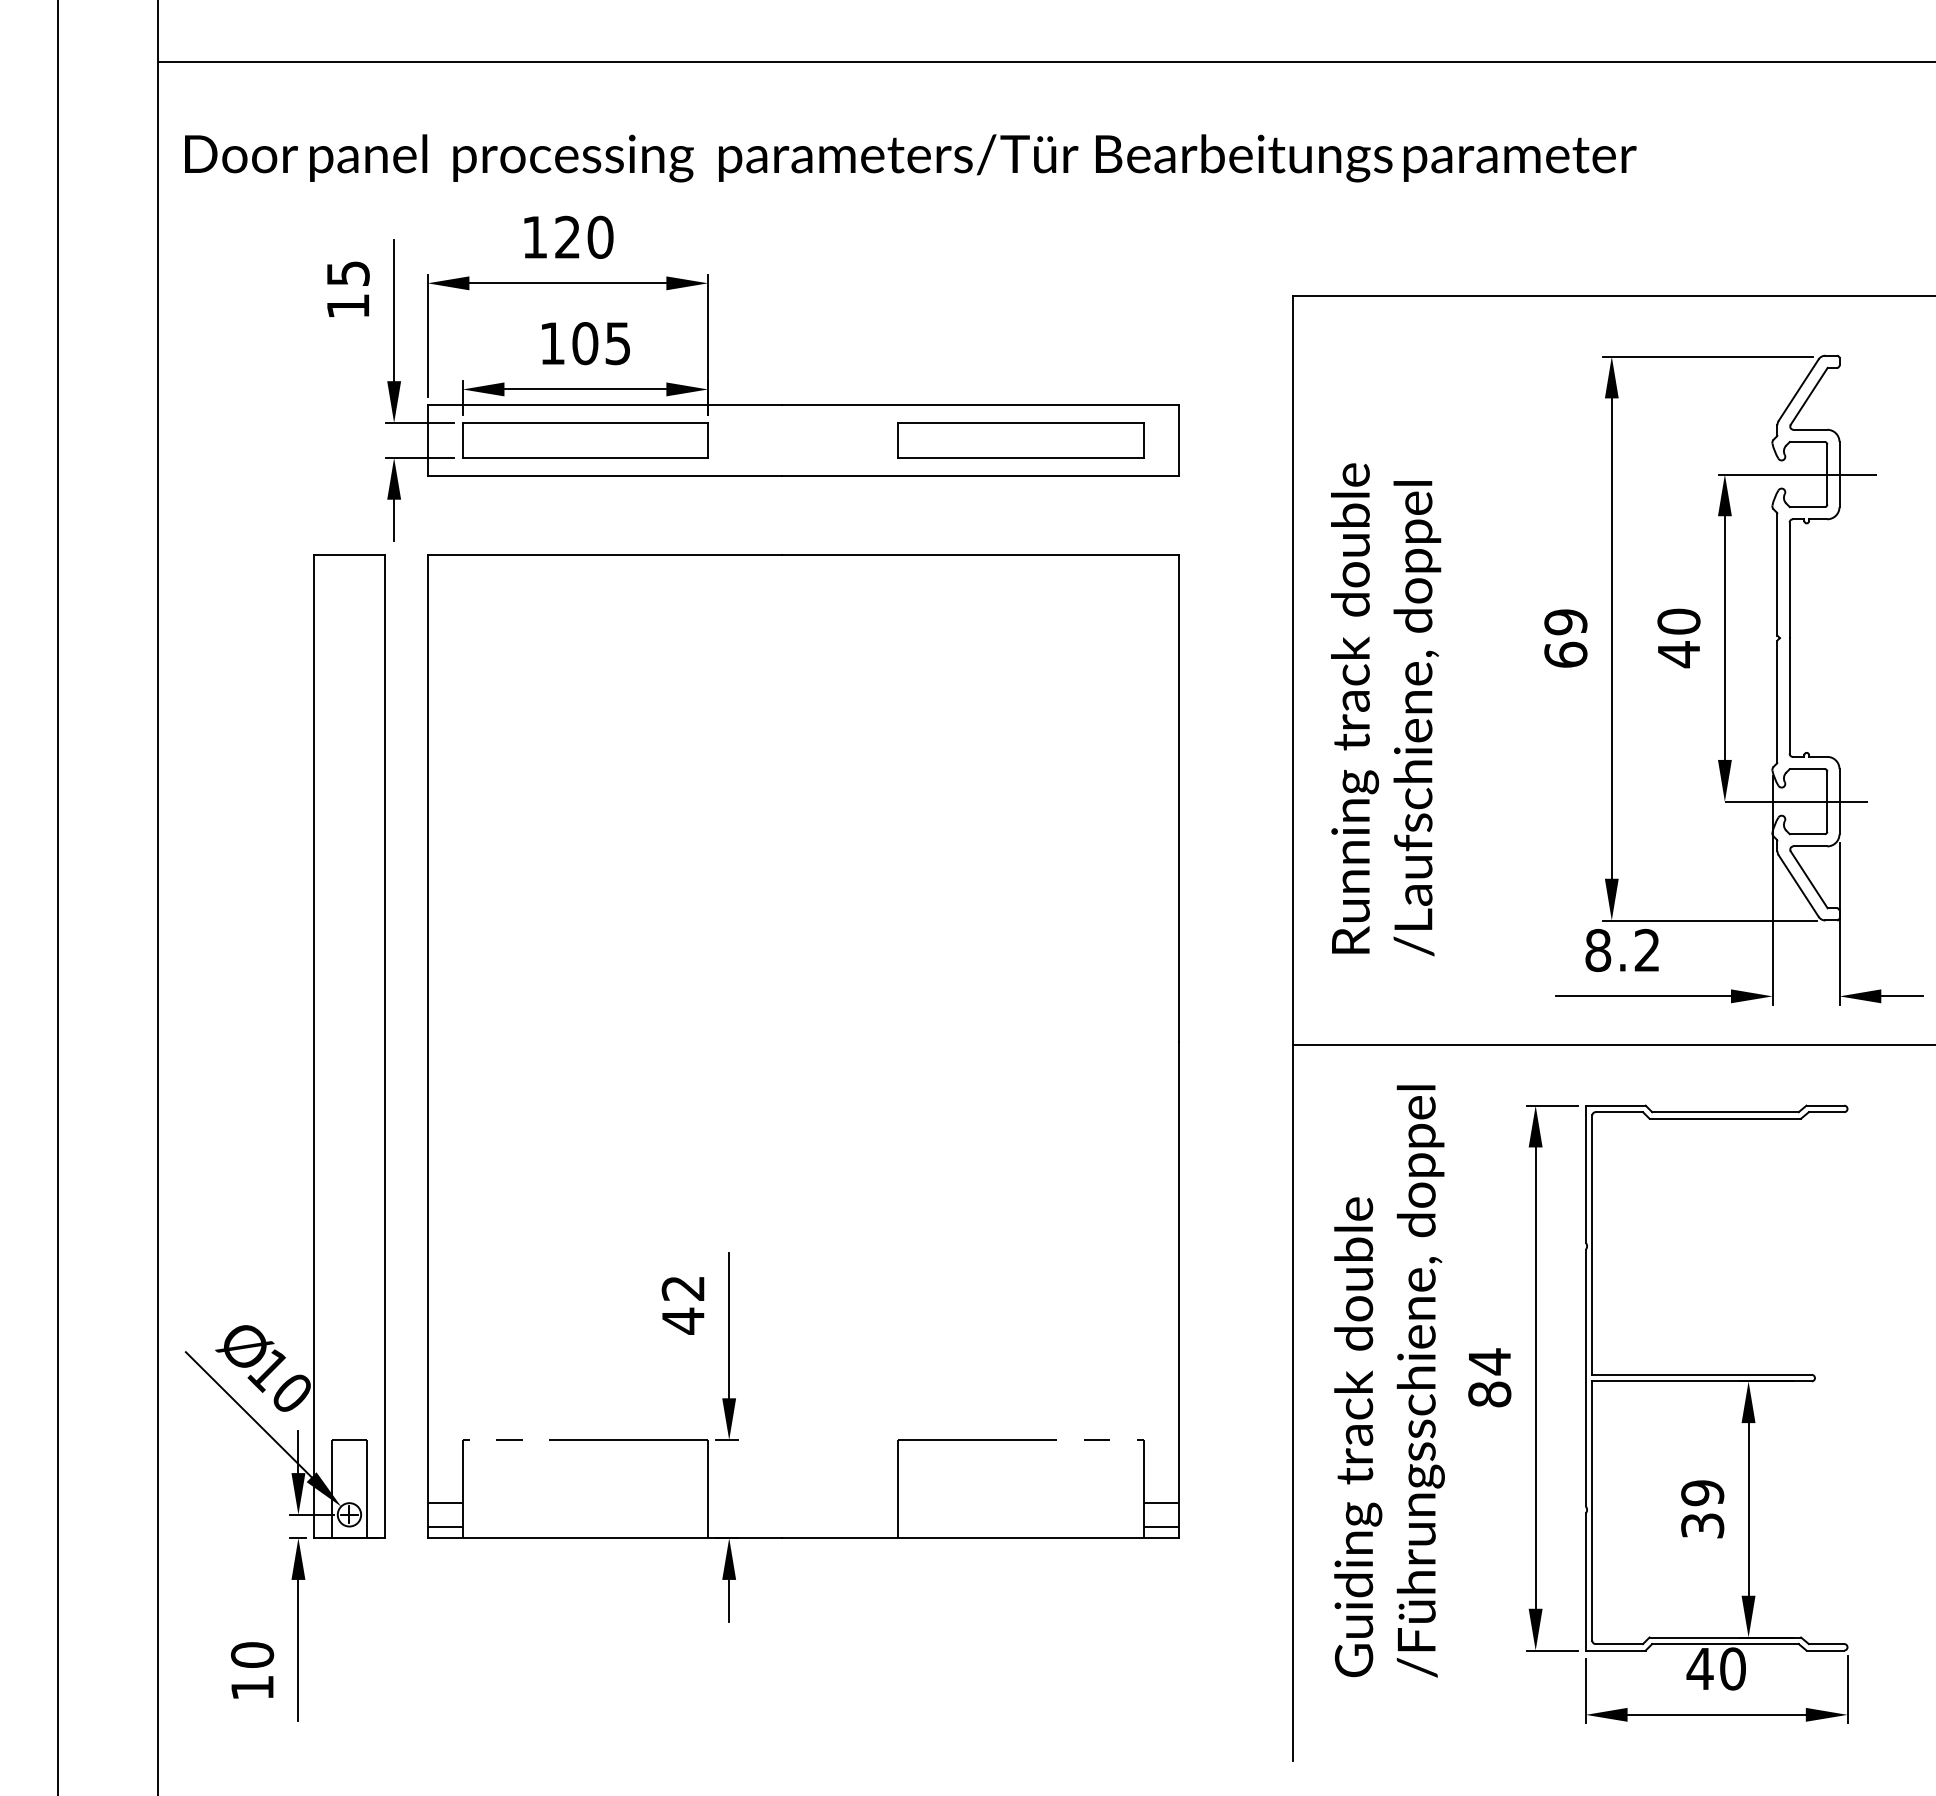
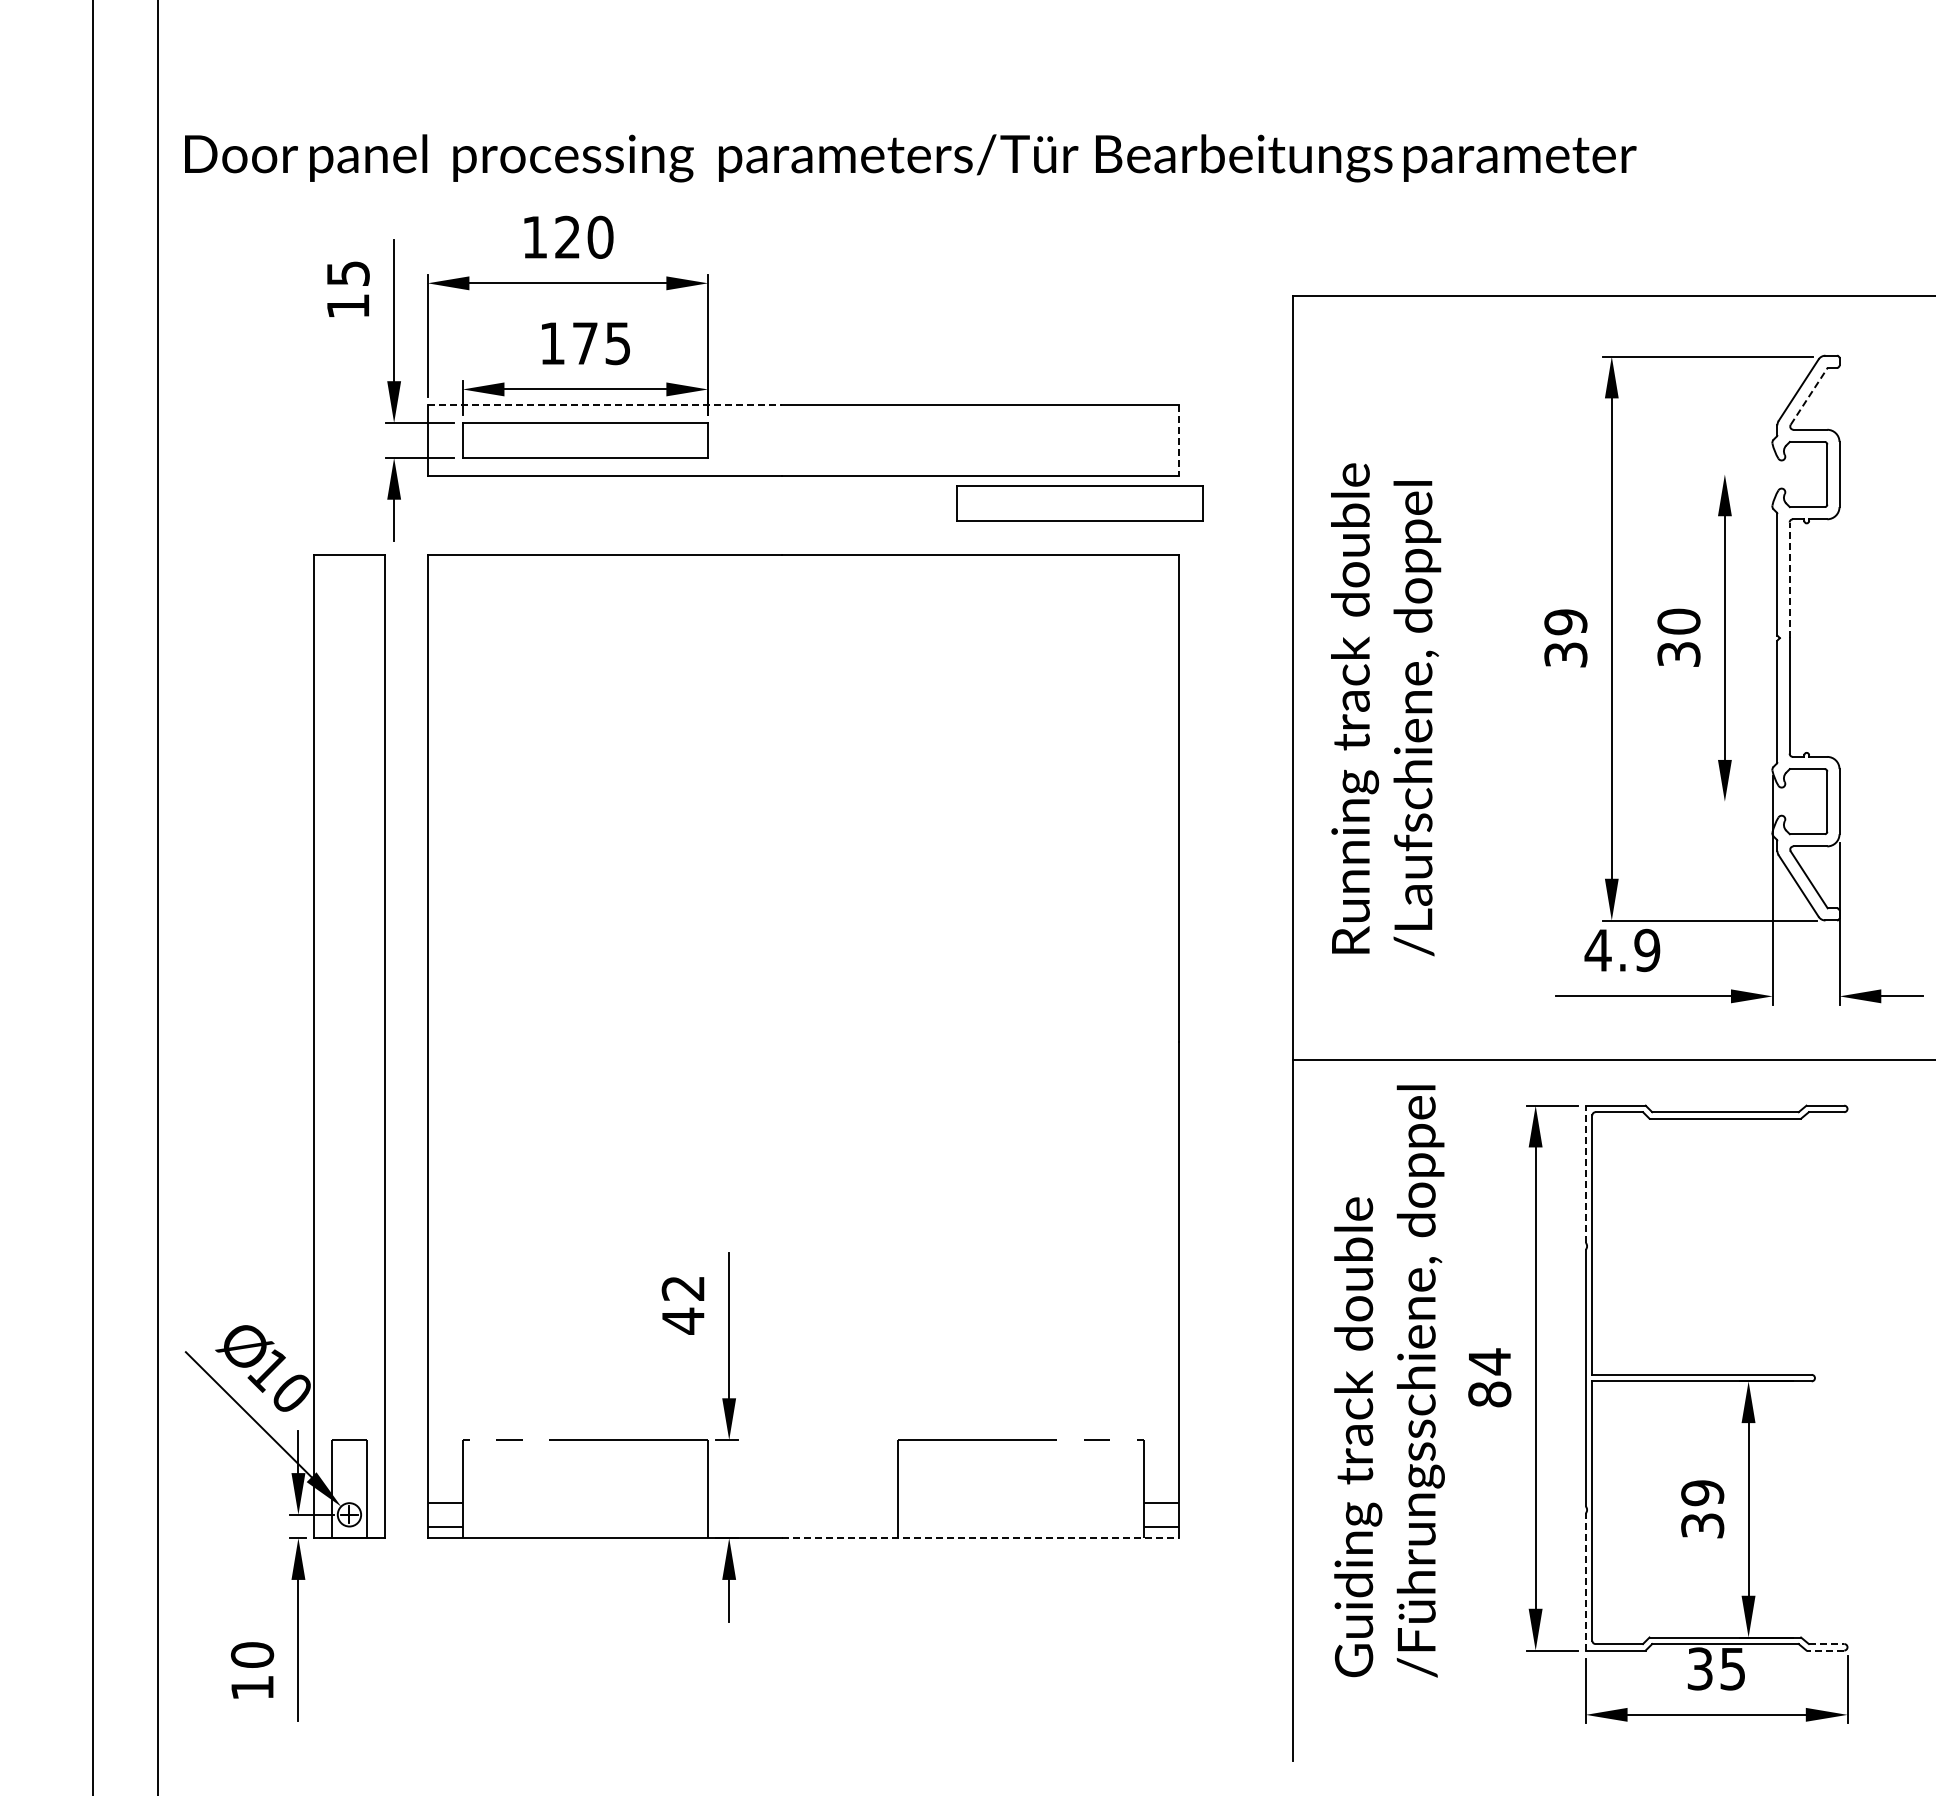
line: present -> none (1045, 62)
text: 105 -> 175 (585, 343)
line: solid -> dashed (1809, 396)
line: solid -> dashed (605, 405)
part position: (1020, 440) -> (1079, 503) (1079, 503)
line: solid -> dashed (1178, 440)
line: present -> none (1797, 474)
line: solid -> dashed (1789, 580)
text: 69 -> 39 (1565, 654)
text: 40 -> 30 (1678, 654)
line: present -> none (1795, 801)
line position: (58, 897) -> (93, 897) (93, 897)
text: 8.2 -> 4.9 (1622, 950)
line position: (1612, 1045) -> (1612, 1060) (1612, 1060)
line: solid -> dashed (1585, 1174)
line: solid -> dashed (980, 1538)
line: solid -> dashed (1585, 1581)
line: solid -> dashed (1826, 1644)
line: solid -> dashed (1825, 1650)
text: 40 -> 35 (1715, 1668)
